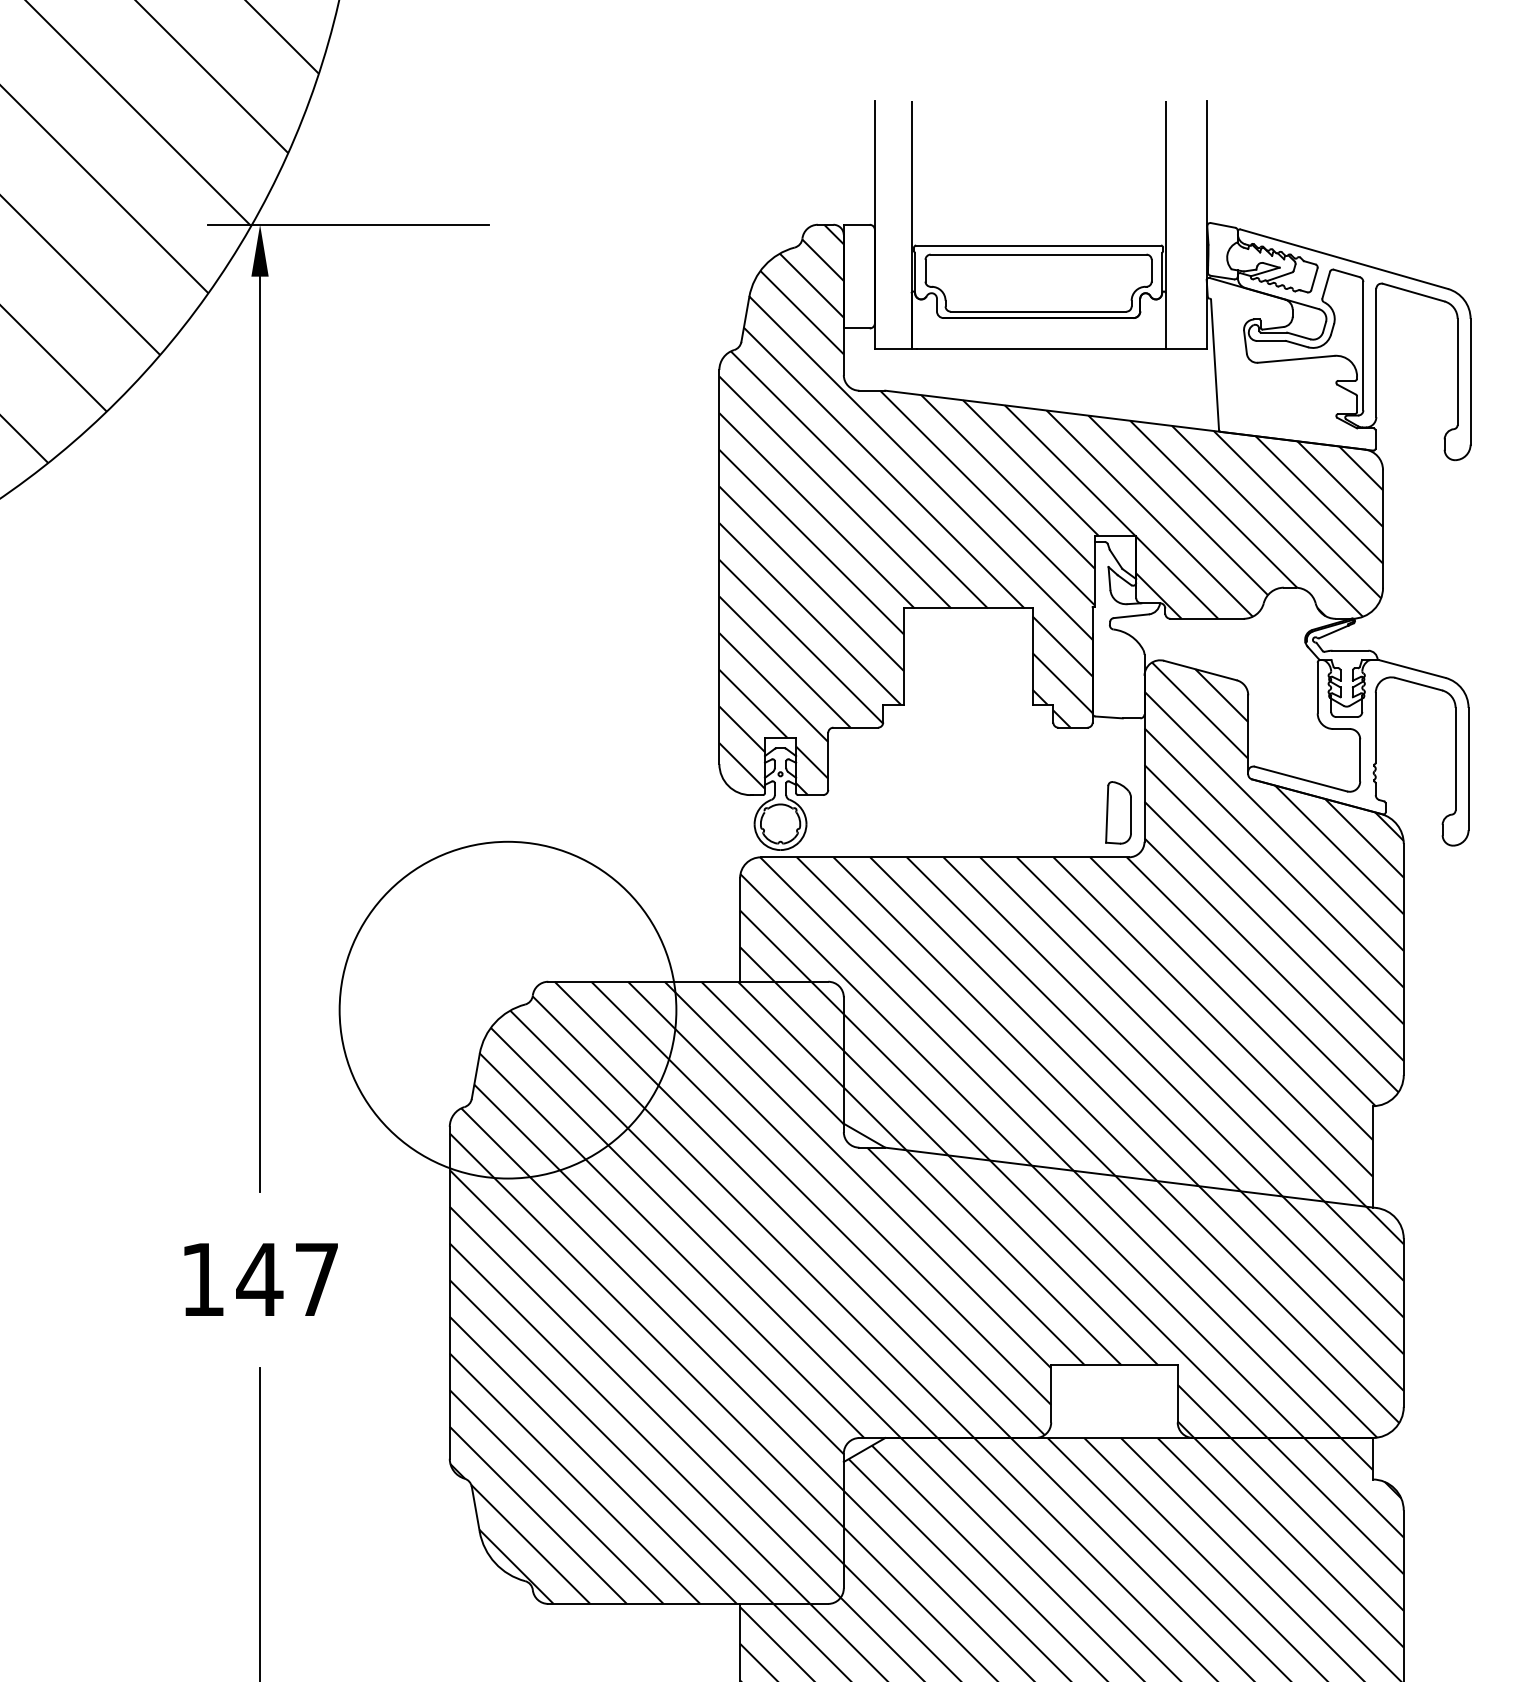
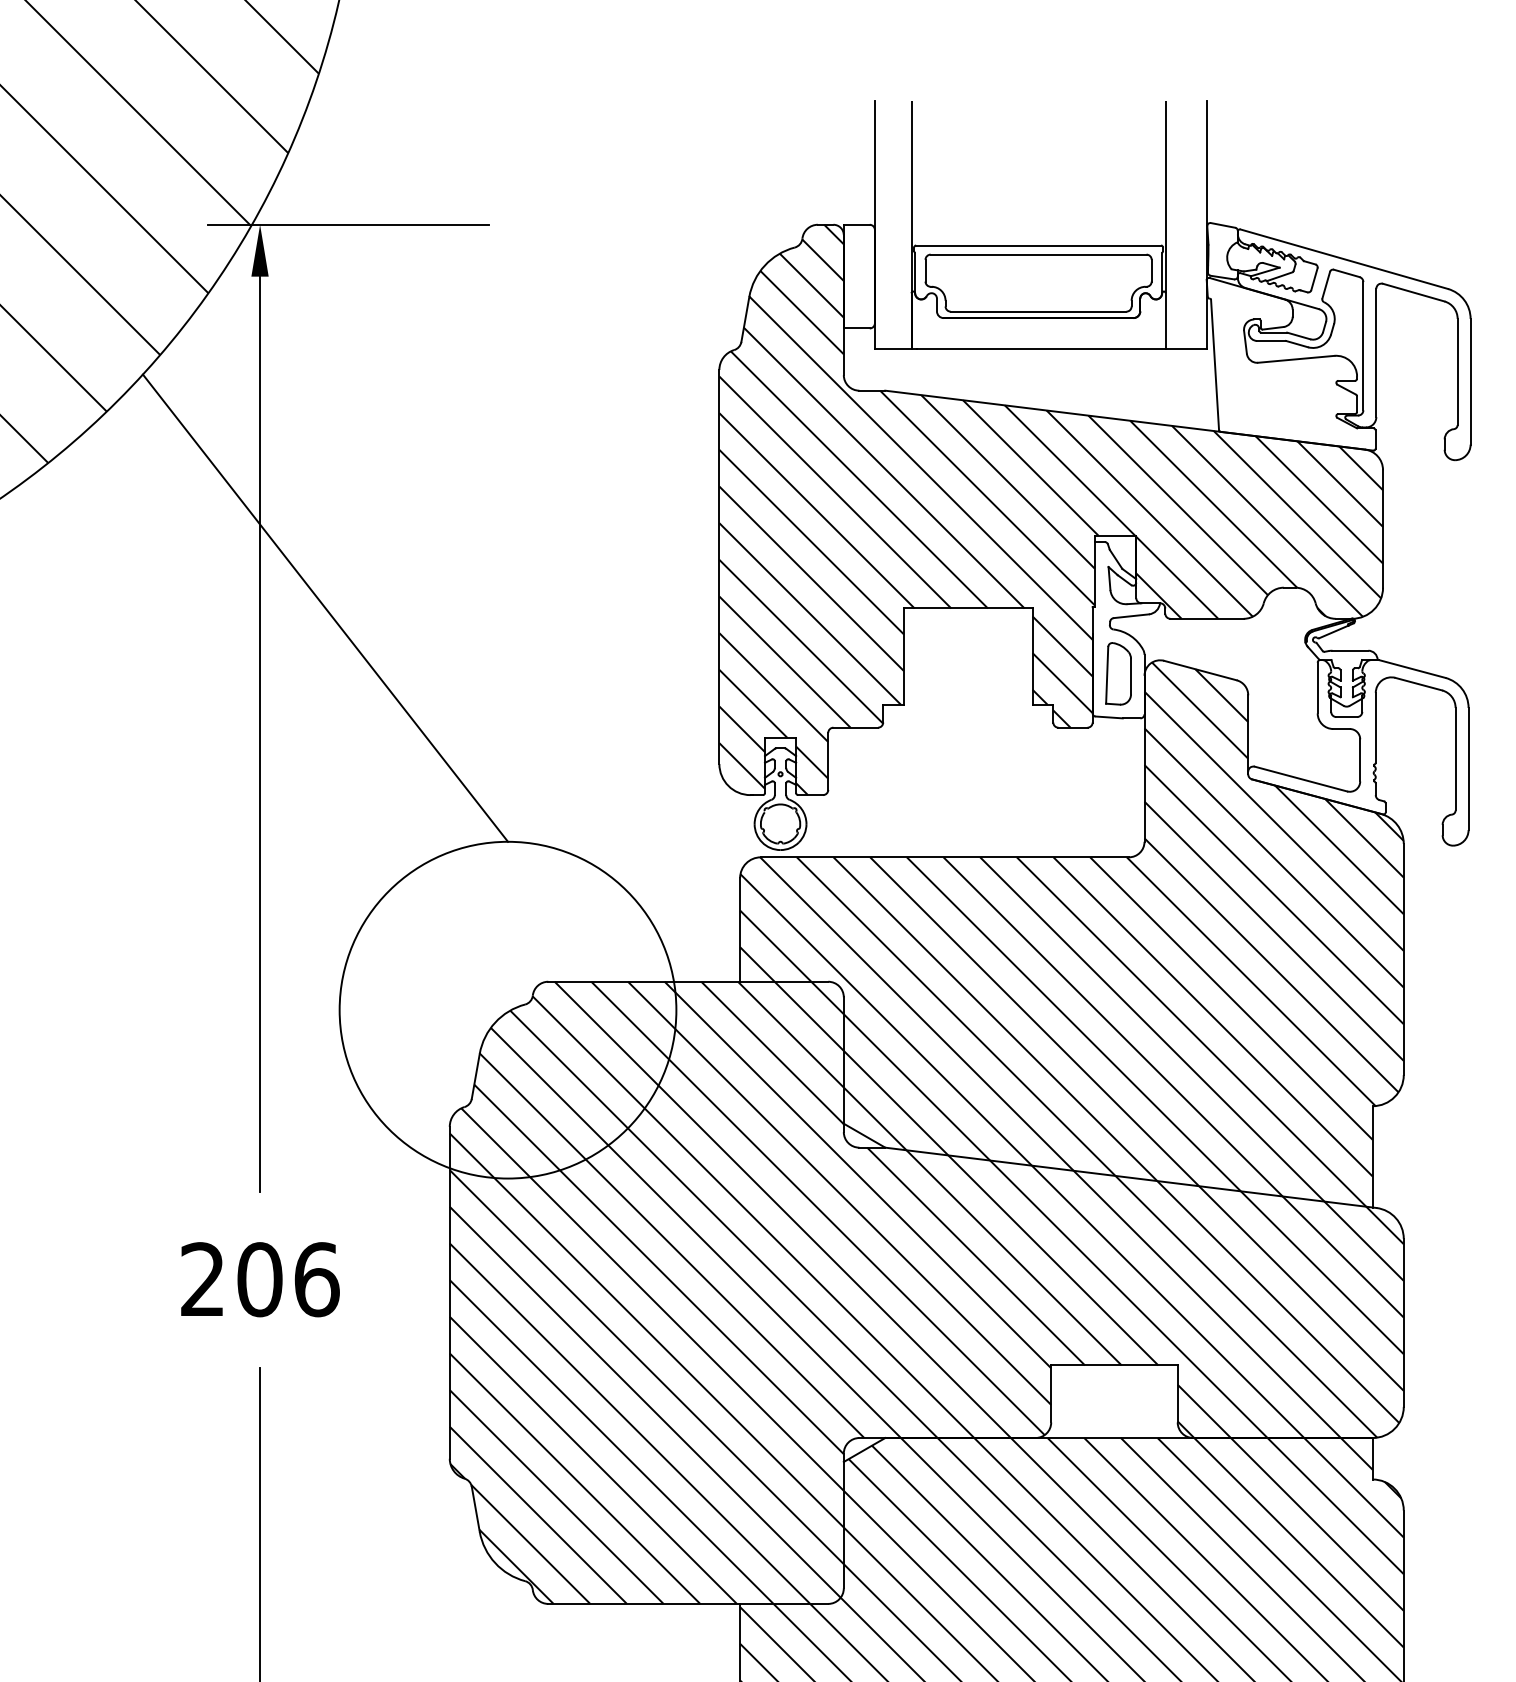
line: none -> present (325, 607)
part position: (1118, 812) -> (1118, 673) (1118, 673)
text: 147 -> 206 (260, 1279)
